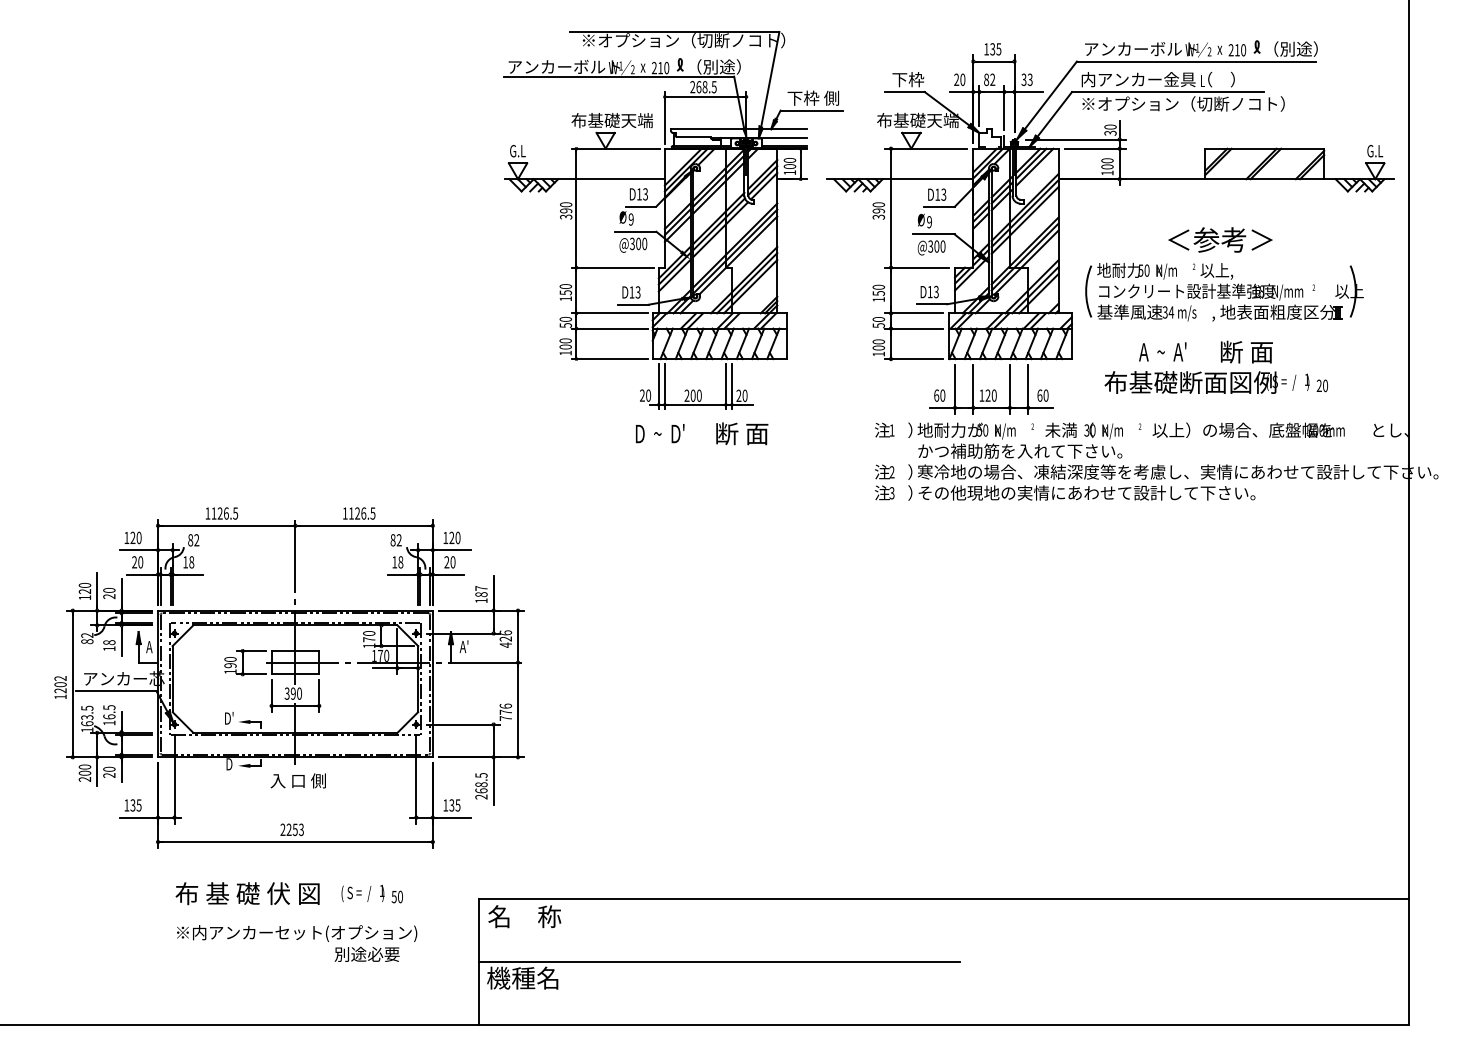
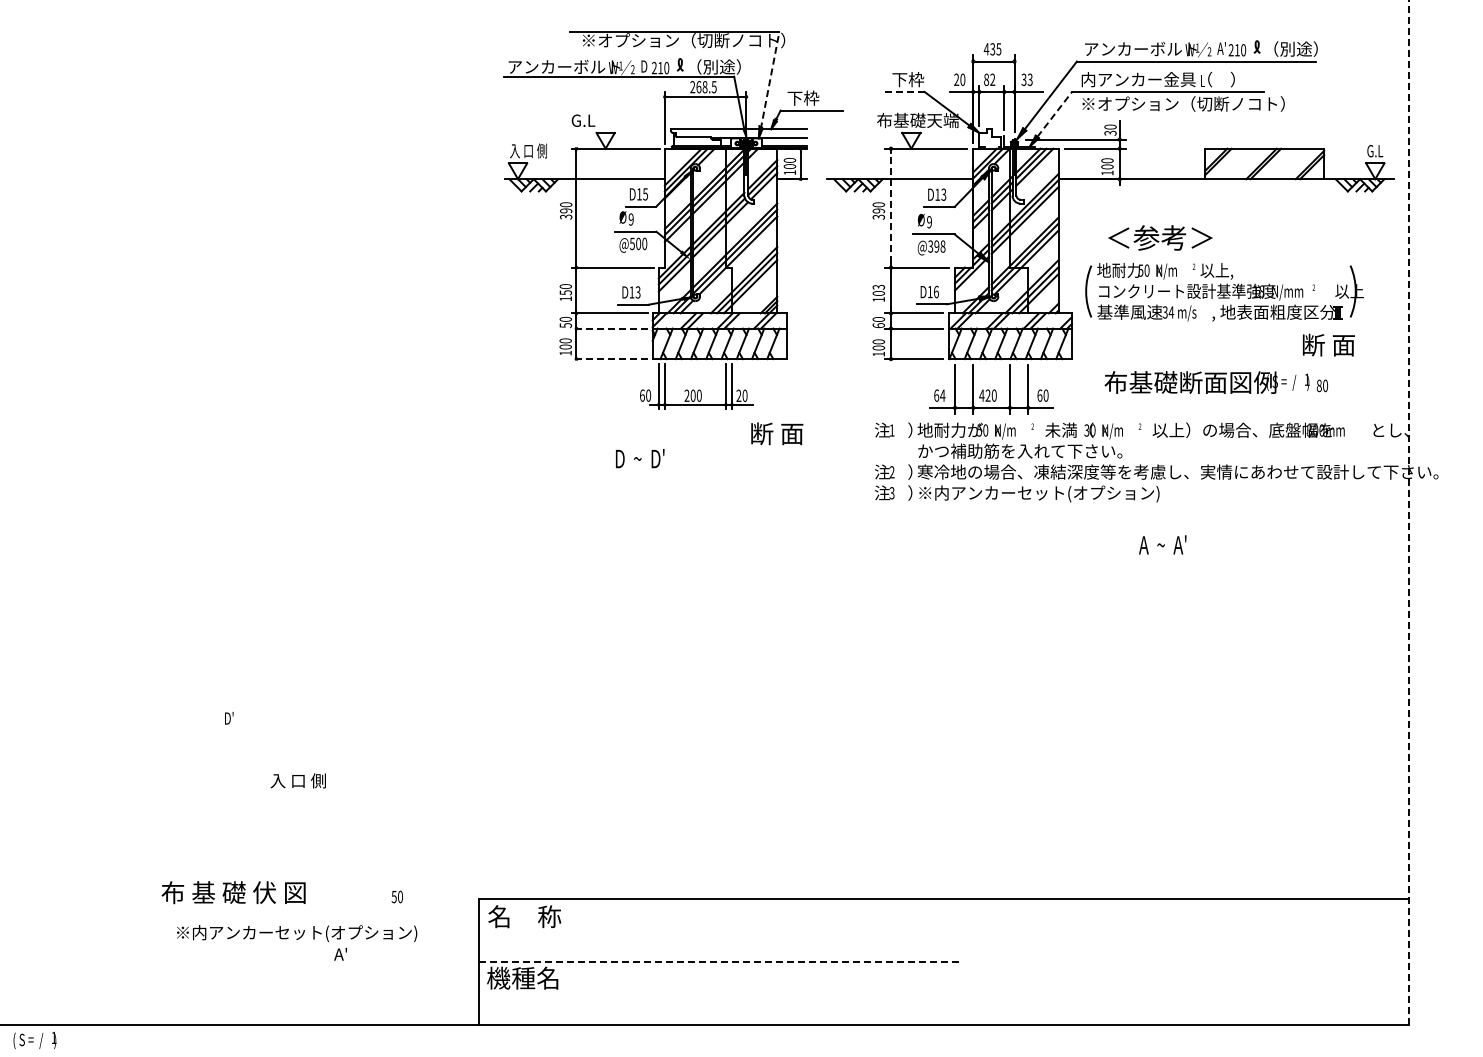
text: x -> A' (1221, 48)
text: 135 -> 435 (986, 49)
text: x -> D (643, 66)
line: solid -> dashed (770, 80)
line: solid -> dashed (905, 92)
text: 下枠 側 -> 下枠 (831, 97)
line: solid -> dashed (1055, 114)
text: 布基礎天端 -> G.L (612, 120)
text: G.L -> 入 口 側 (528, 150)
text: D13 -> D15 (645, 193)
line: solid -> dashed (891, 208)
text position: (1220, 239) -> (1160, 237) (1160, 237)
text: @300 -> @500 (632, 242)
text: @300 -> @398 (939, 246)
text: 150 -> 103 (878, 290)
text: D13 -> D16 (935, 291)
text: 50 -> 60 (878, 325)
line: solid -> dashed (609, 328)
text position: (1162, 351) -> (1162, 544) (1162, 544)
text position: (1246, 351) -> (1328, 344) (1328, 344)
line: solid -> dashed (609, 359)
text: 20 -> 80 (1318, 385)
text: 20 -> 60 (642, 395)
text: 60 -> 64 (942, 395)
text: 120 -> 420 (981, 395)
text position: (660, 433) -> (640, 458) (640, 458)
text position: (742, 433) -> (777, 433) (777, 433)
text: その他現地の実情にあわせて設計して下さい。 -> ※内アンカーセット(オプション) (1086, 493)
line: solid -> dashed (1409, 512)
part: present -> none (289, 677)
text position: (247, 893) -> (233, 892) (233, 892)
text position: (362, 893) -> (34, 1040) (34, 1040)
text: 別途必要 -> A' (366, 953)
line: solid -> dashed (719, 961)
